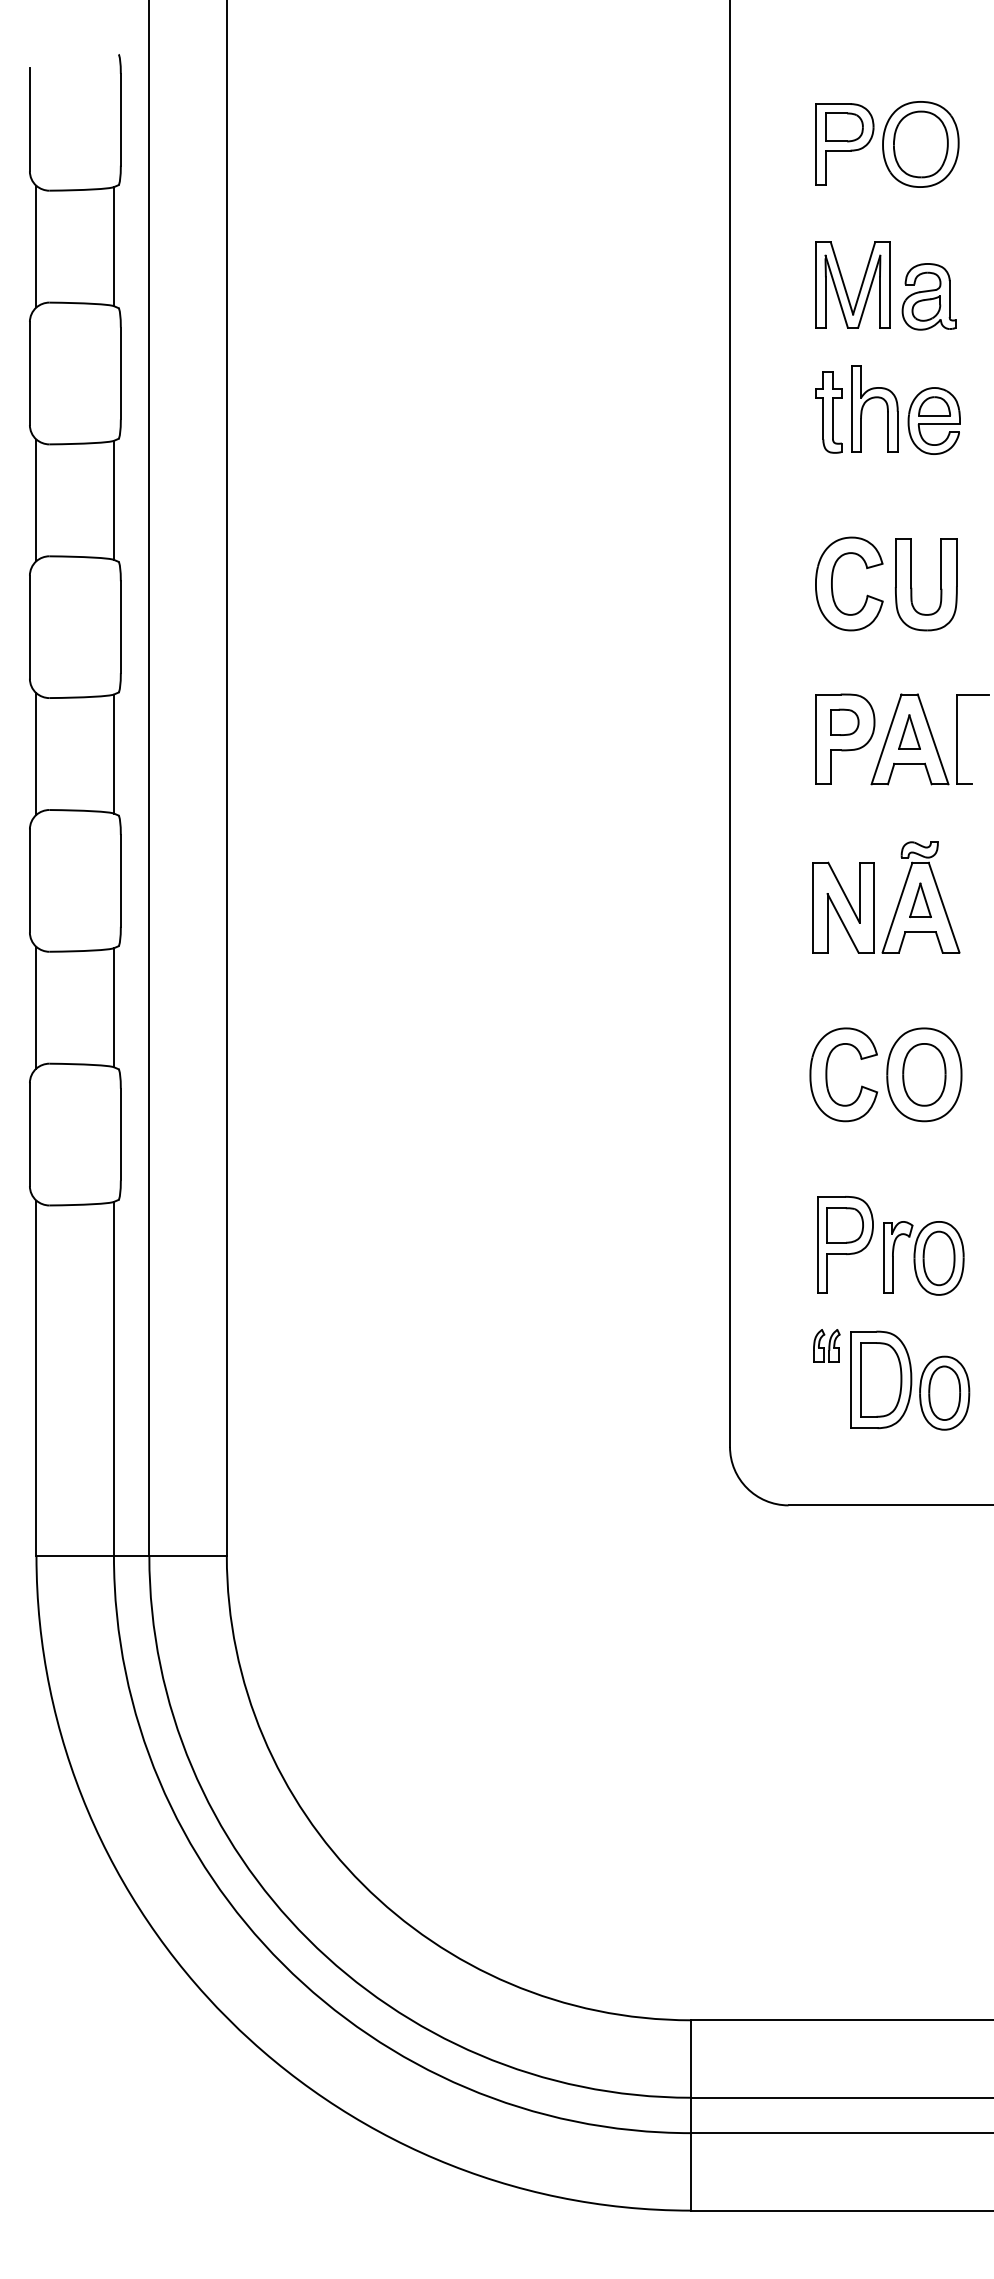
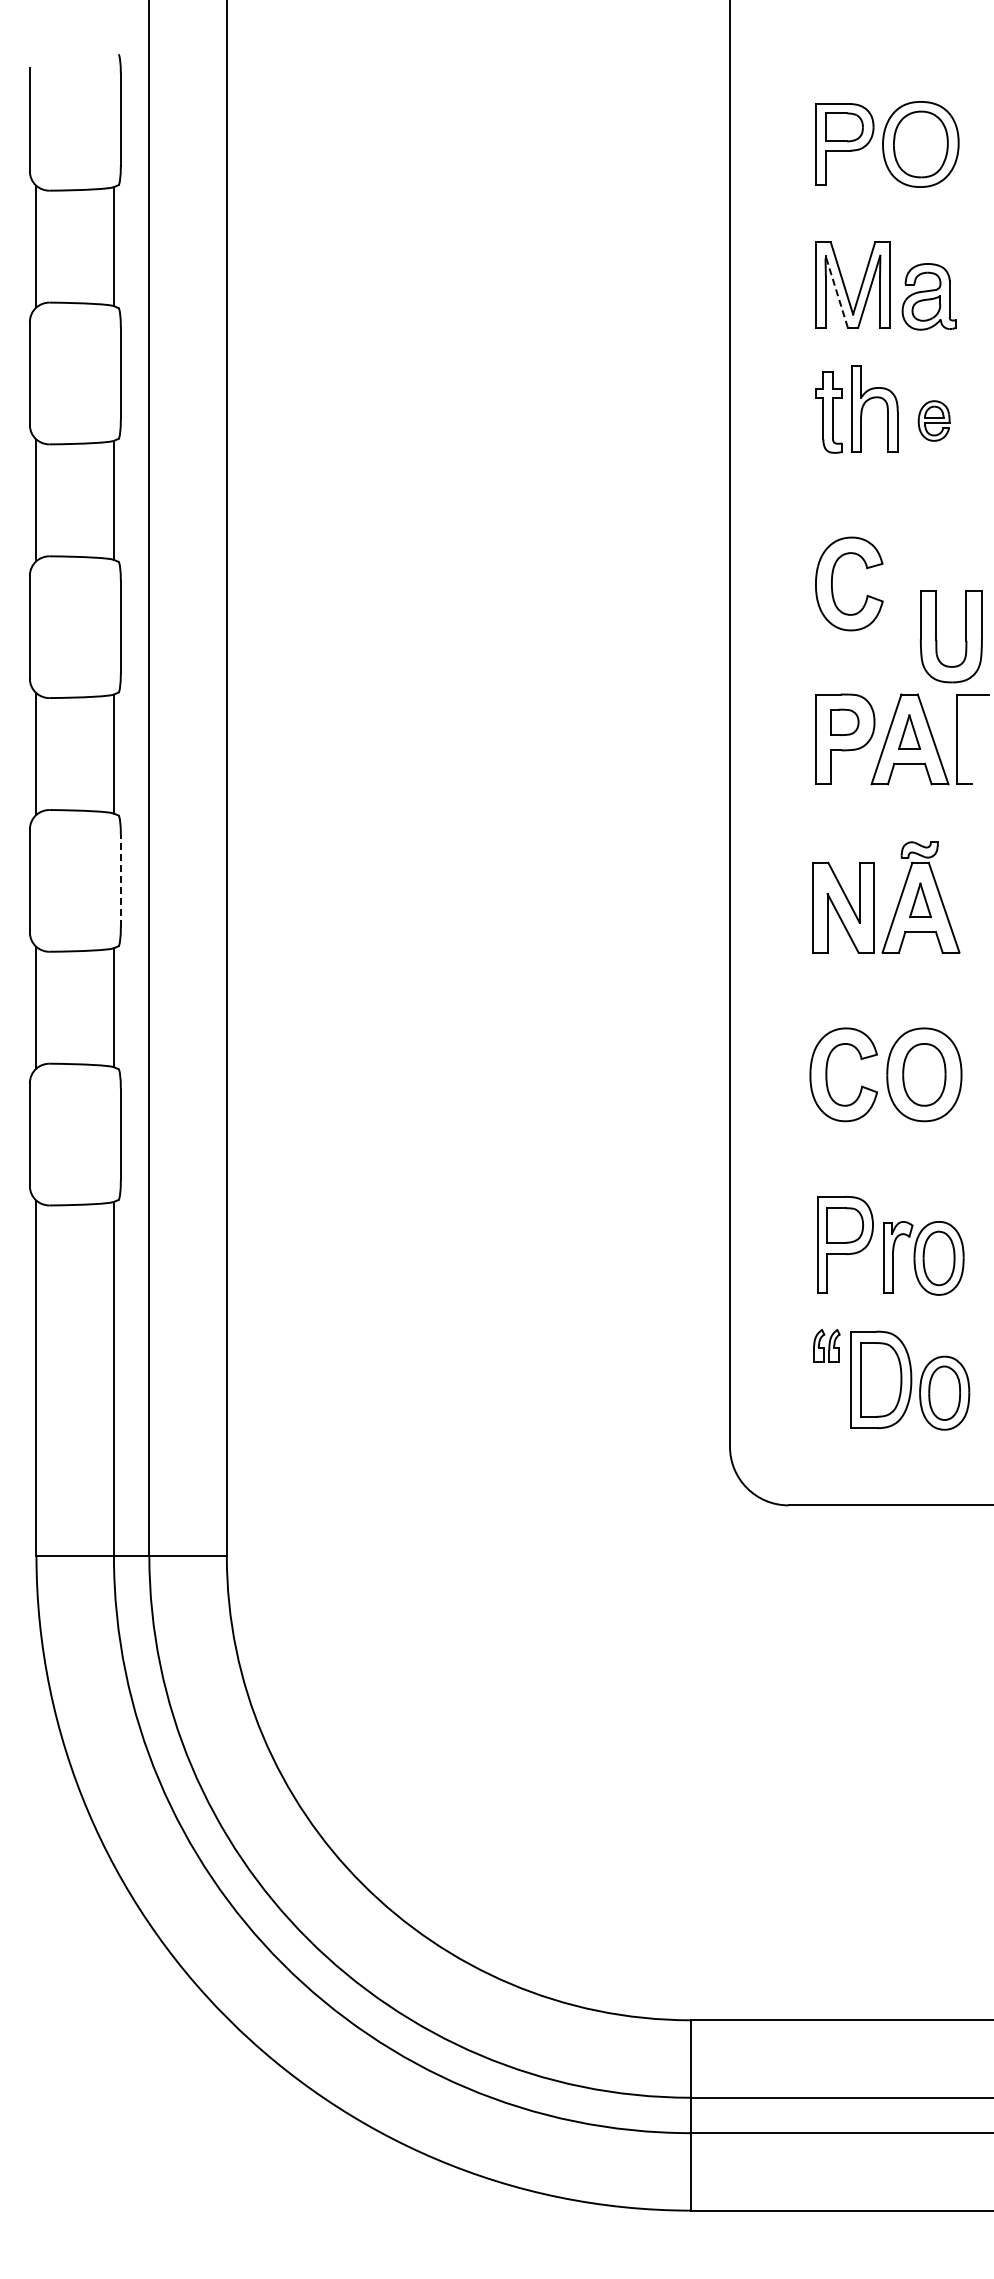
line: solid -> dashed (836, 291)
part size: 54x68 px -> 34x42 px (933, 420)
part position: (912, 588) -> (937, 640) (937, 640)
line: solid -> dashed (120, 880)
